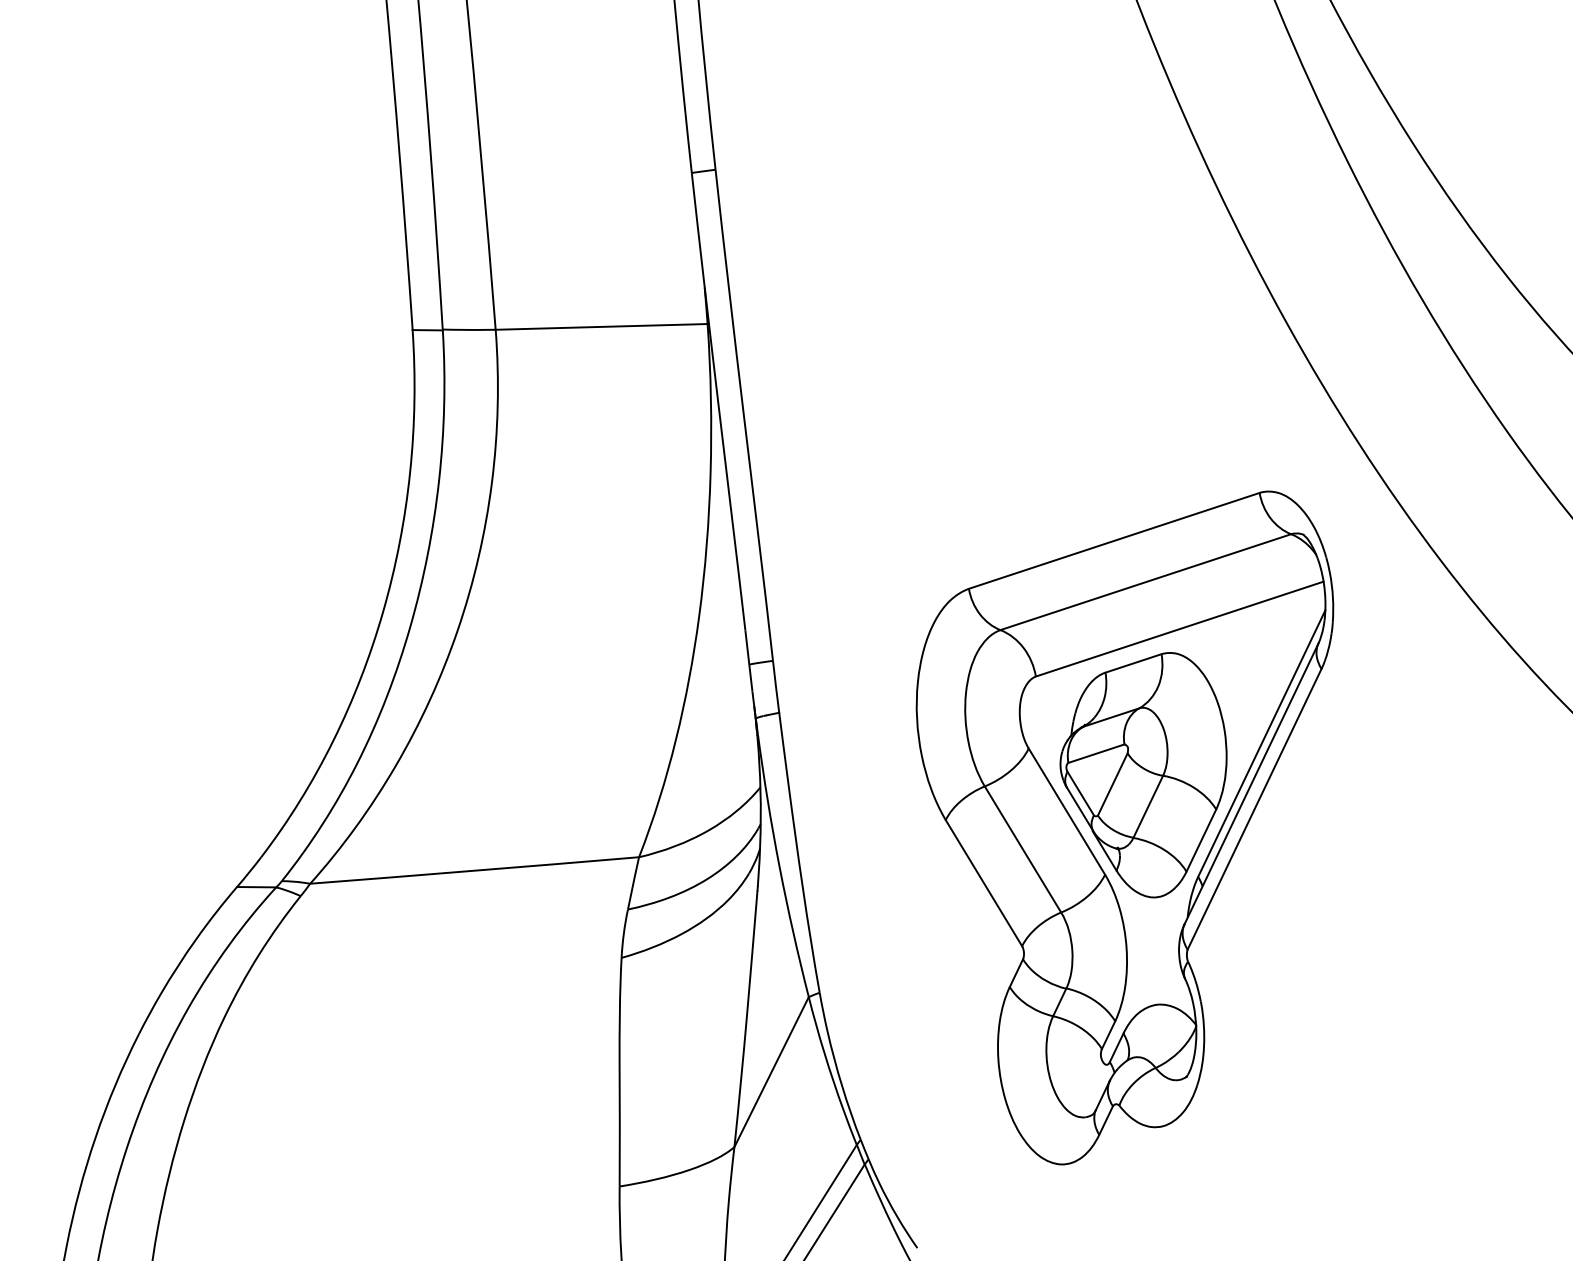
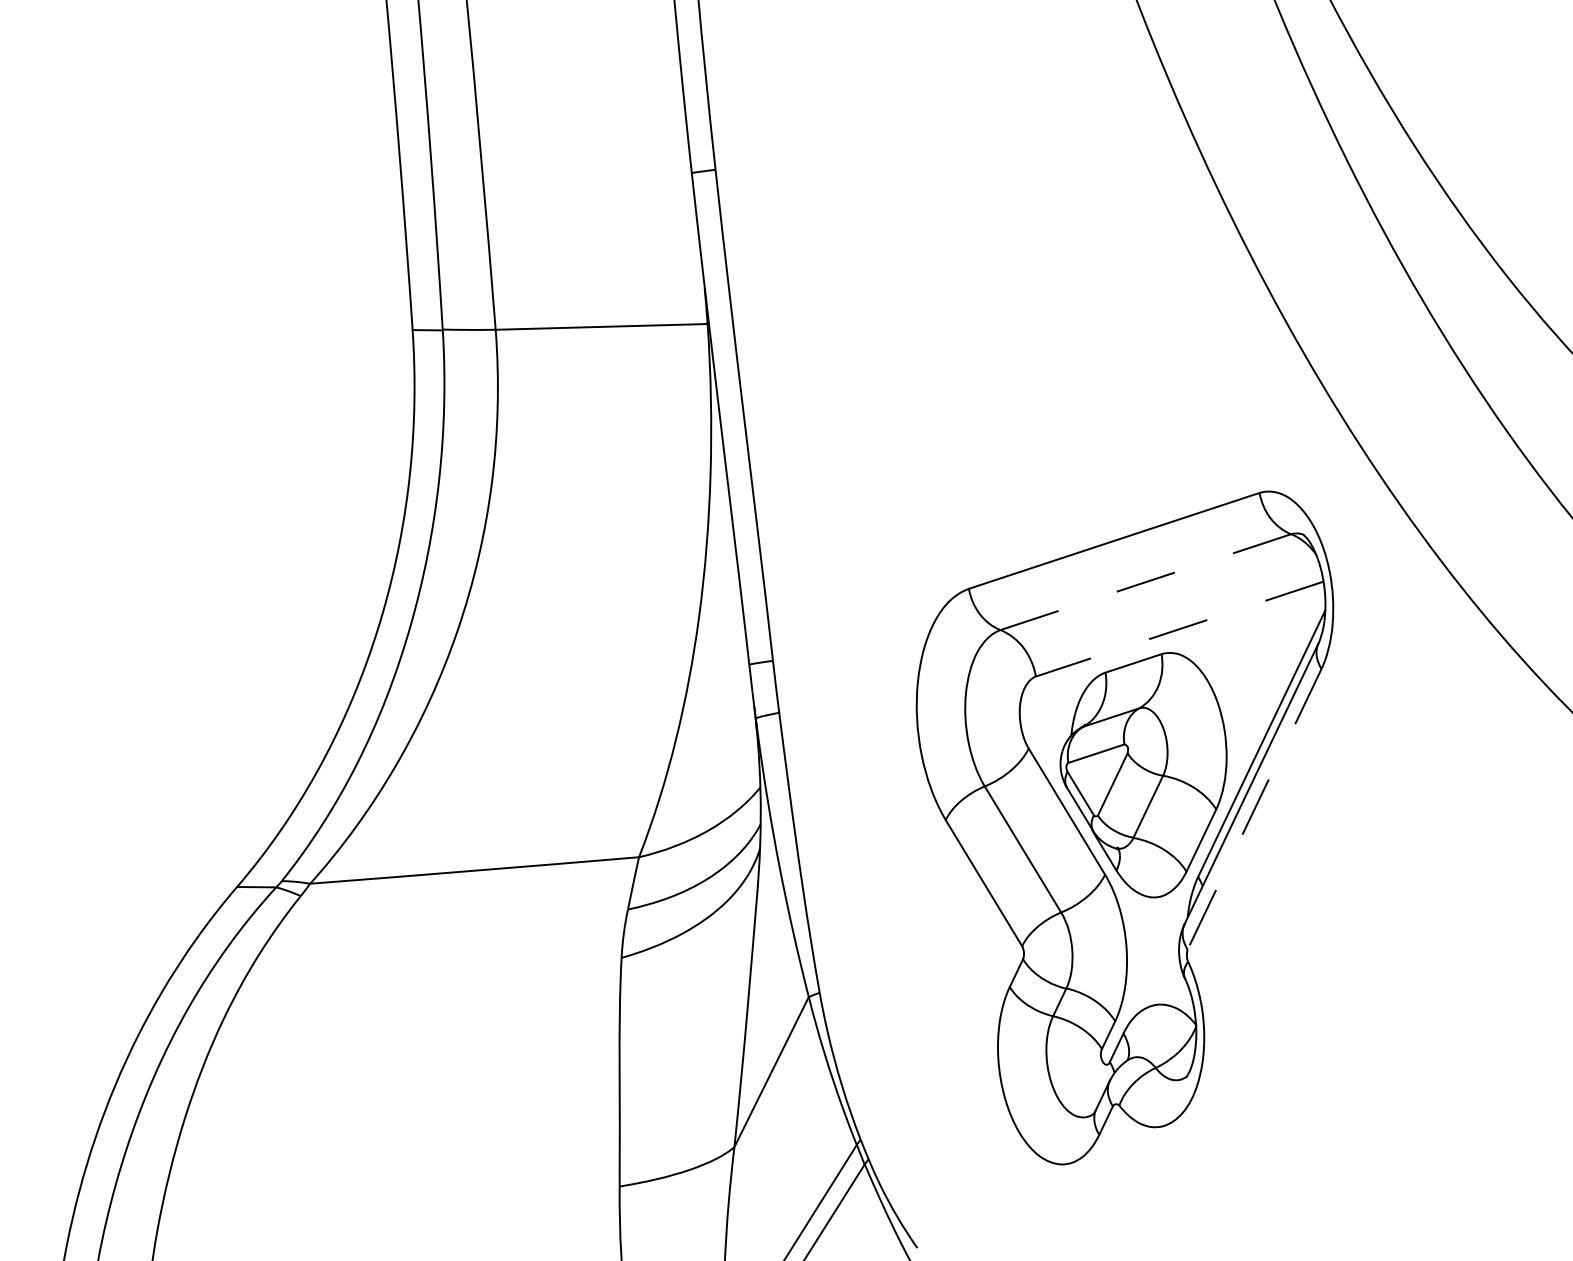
line: solid -> dashed (1146, 582)
line: solid -> dashed (1179, 629)
line: solid -> dashed (1254, 809)
